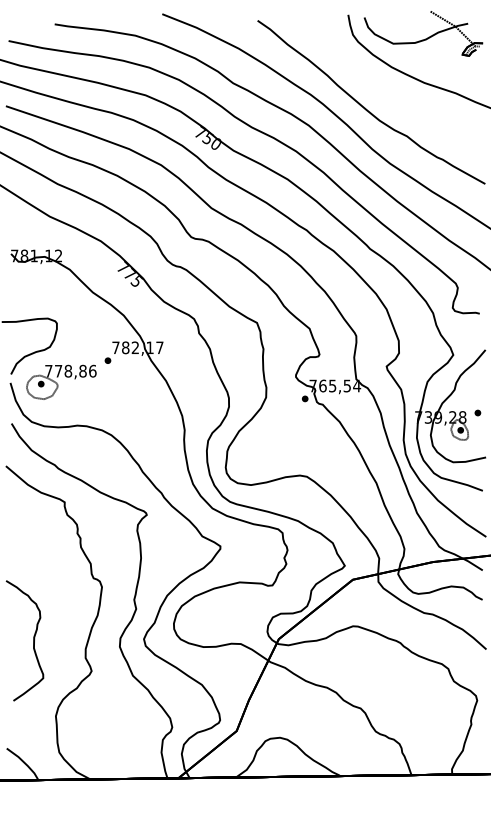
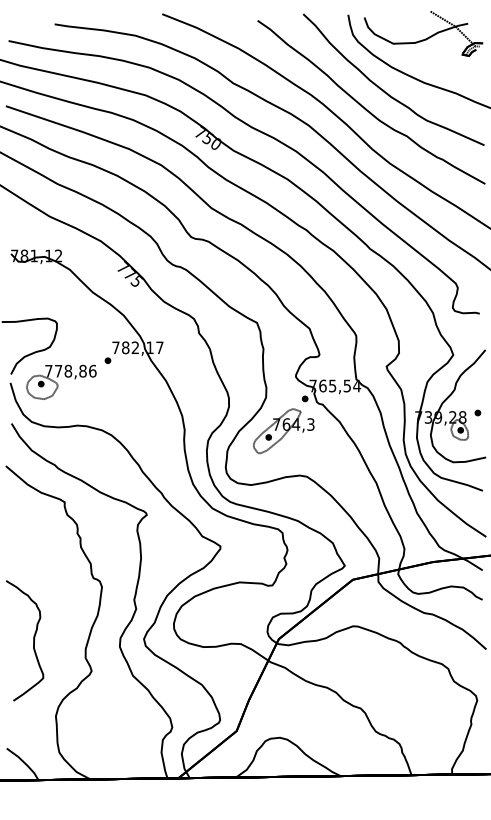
part: none -> present (383, 89)
part: none -> present (283, 431)
